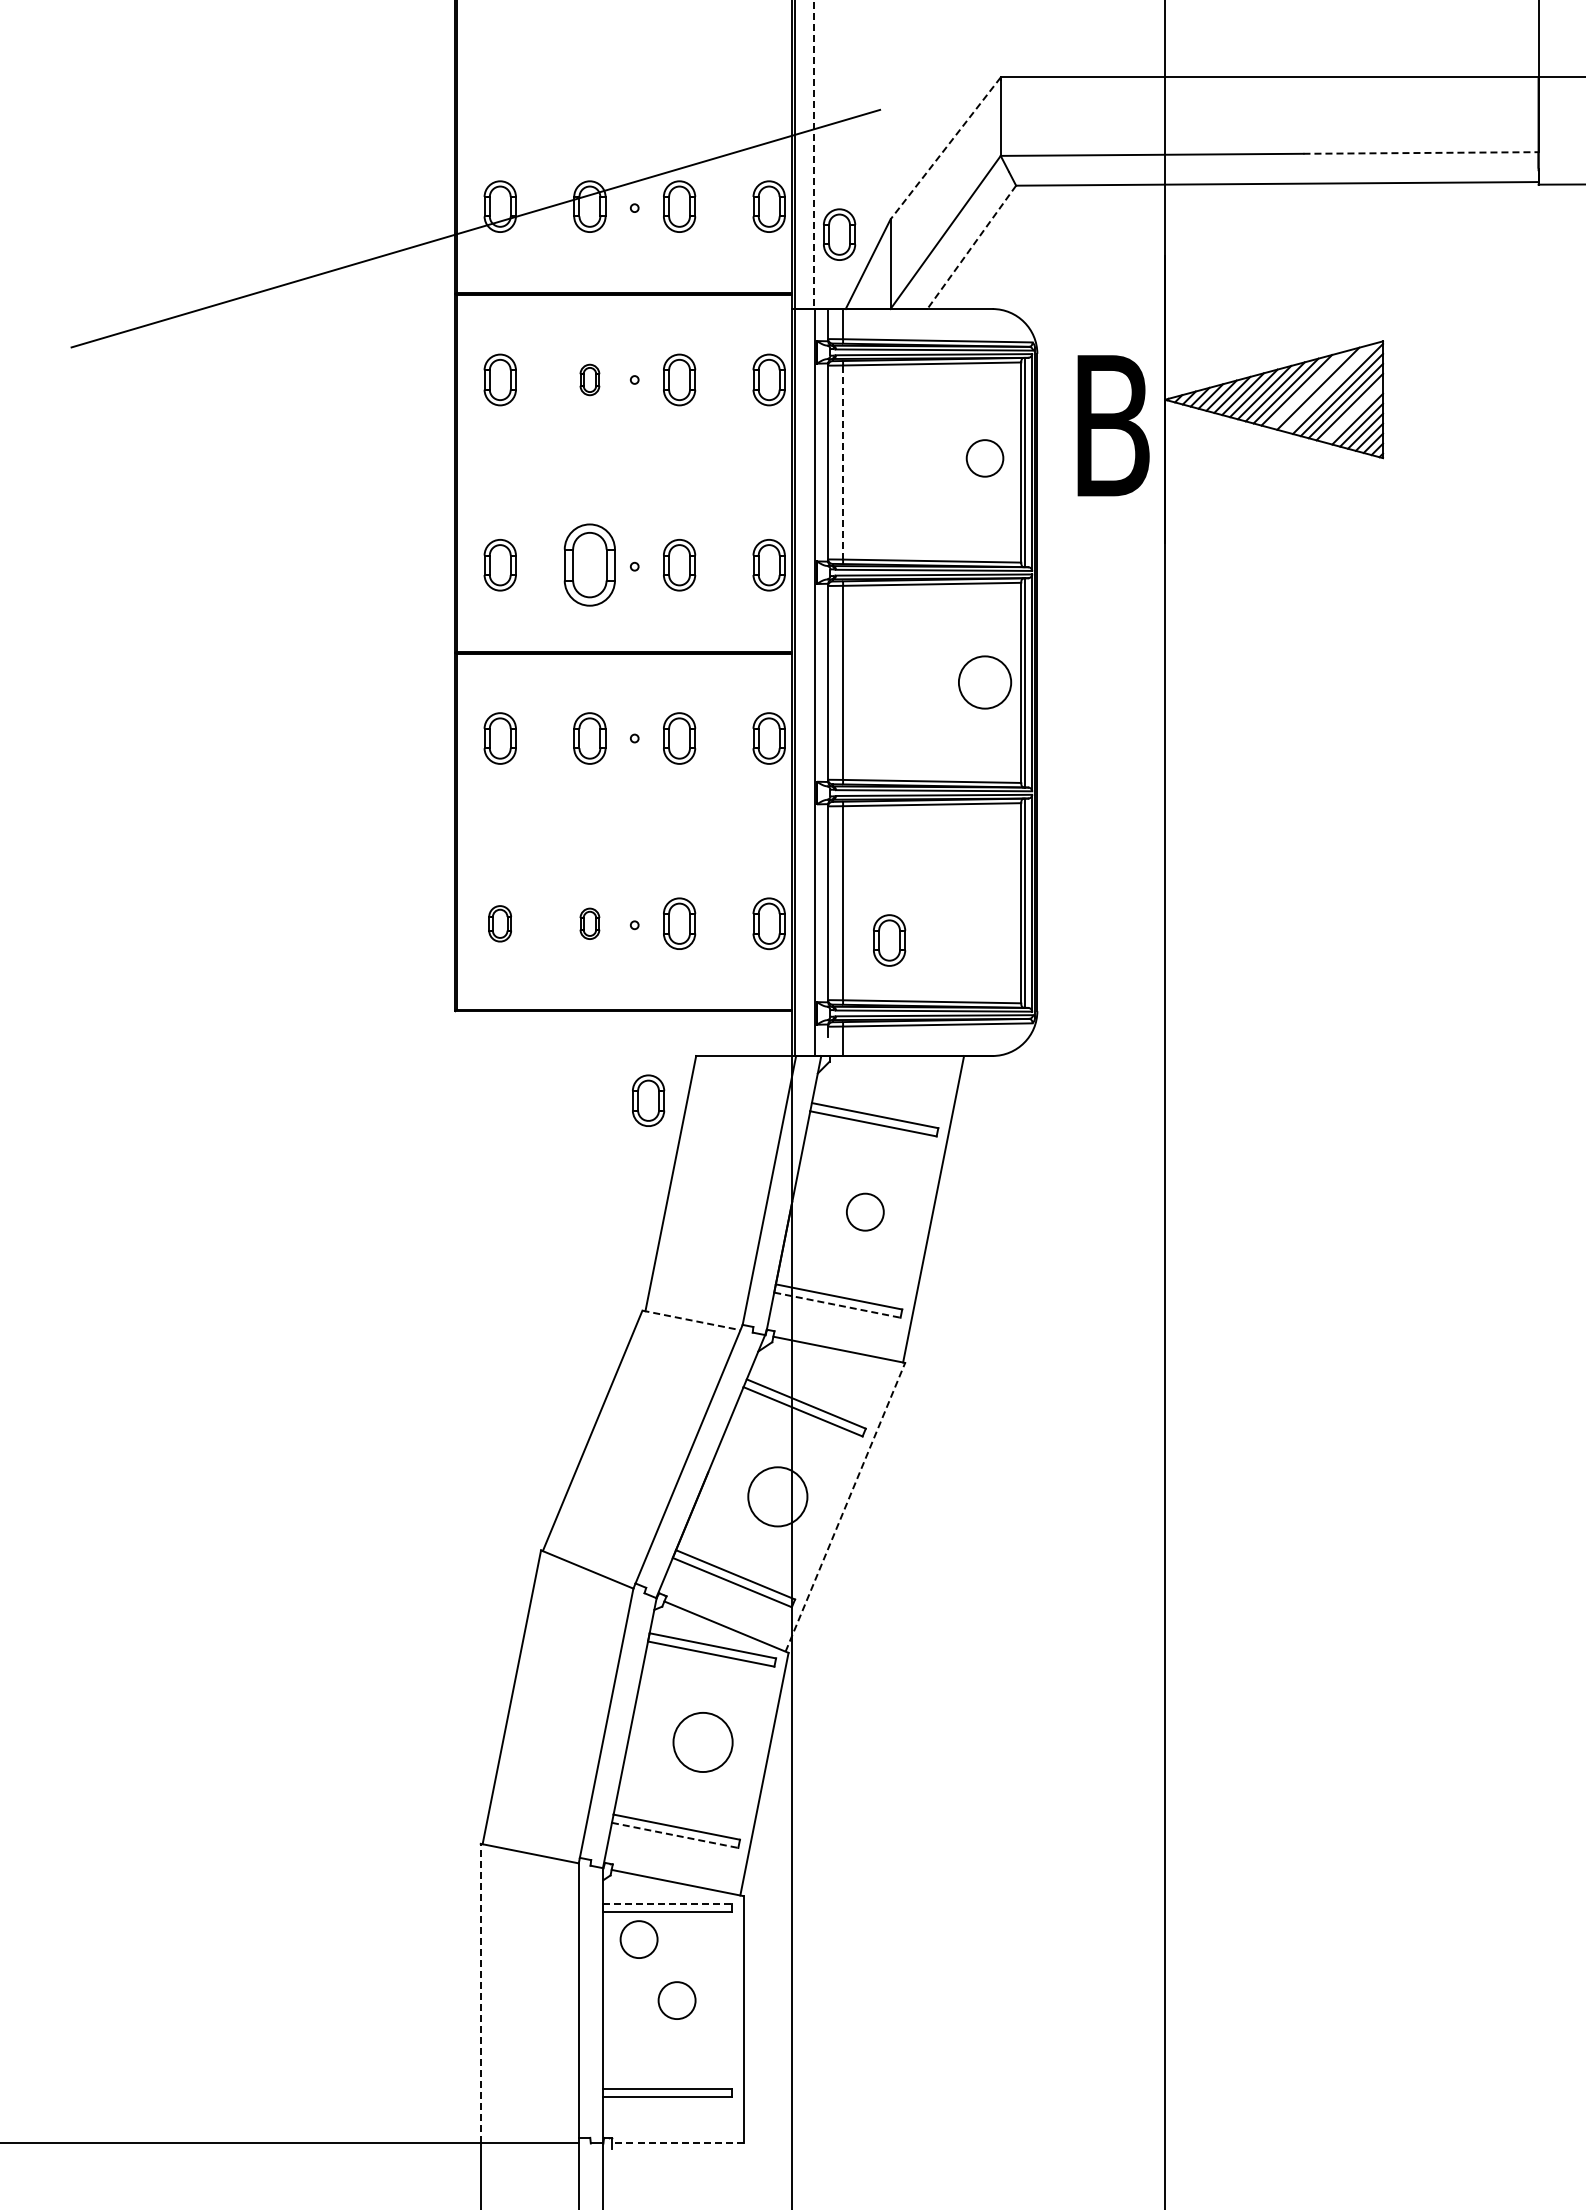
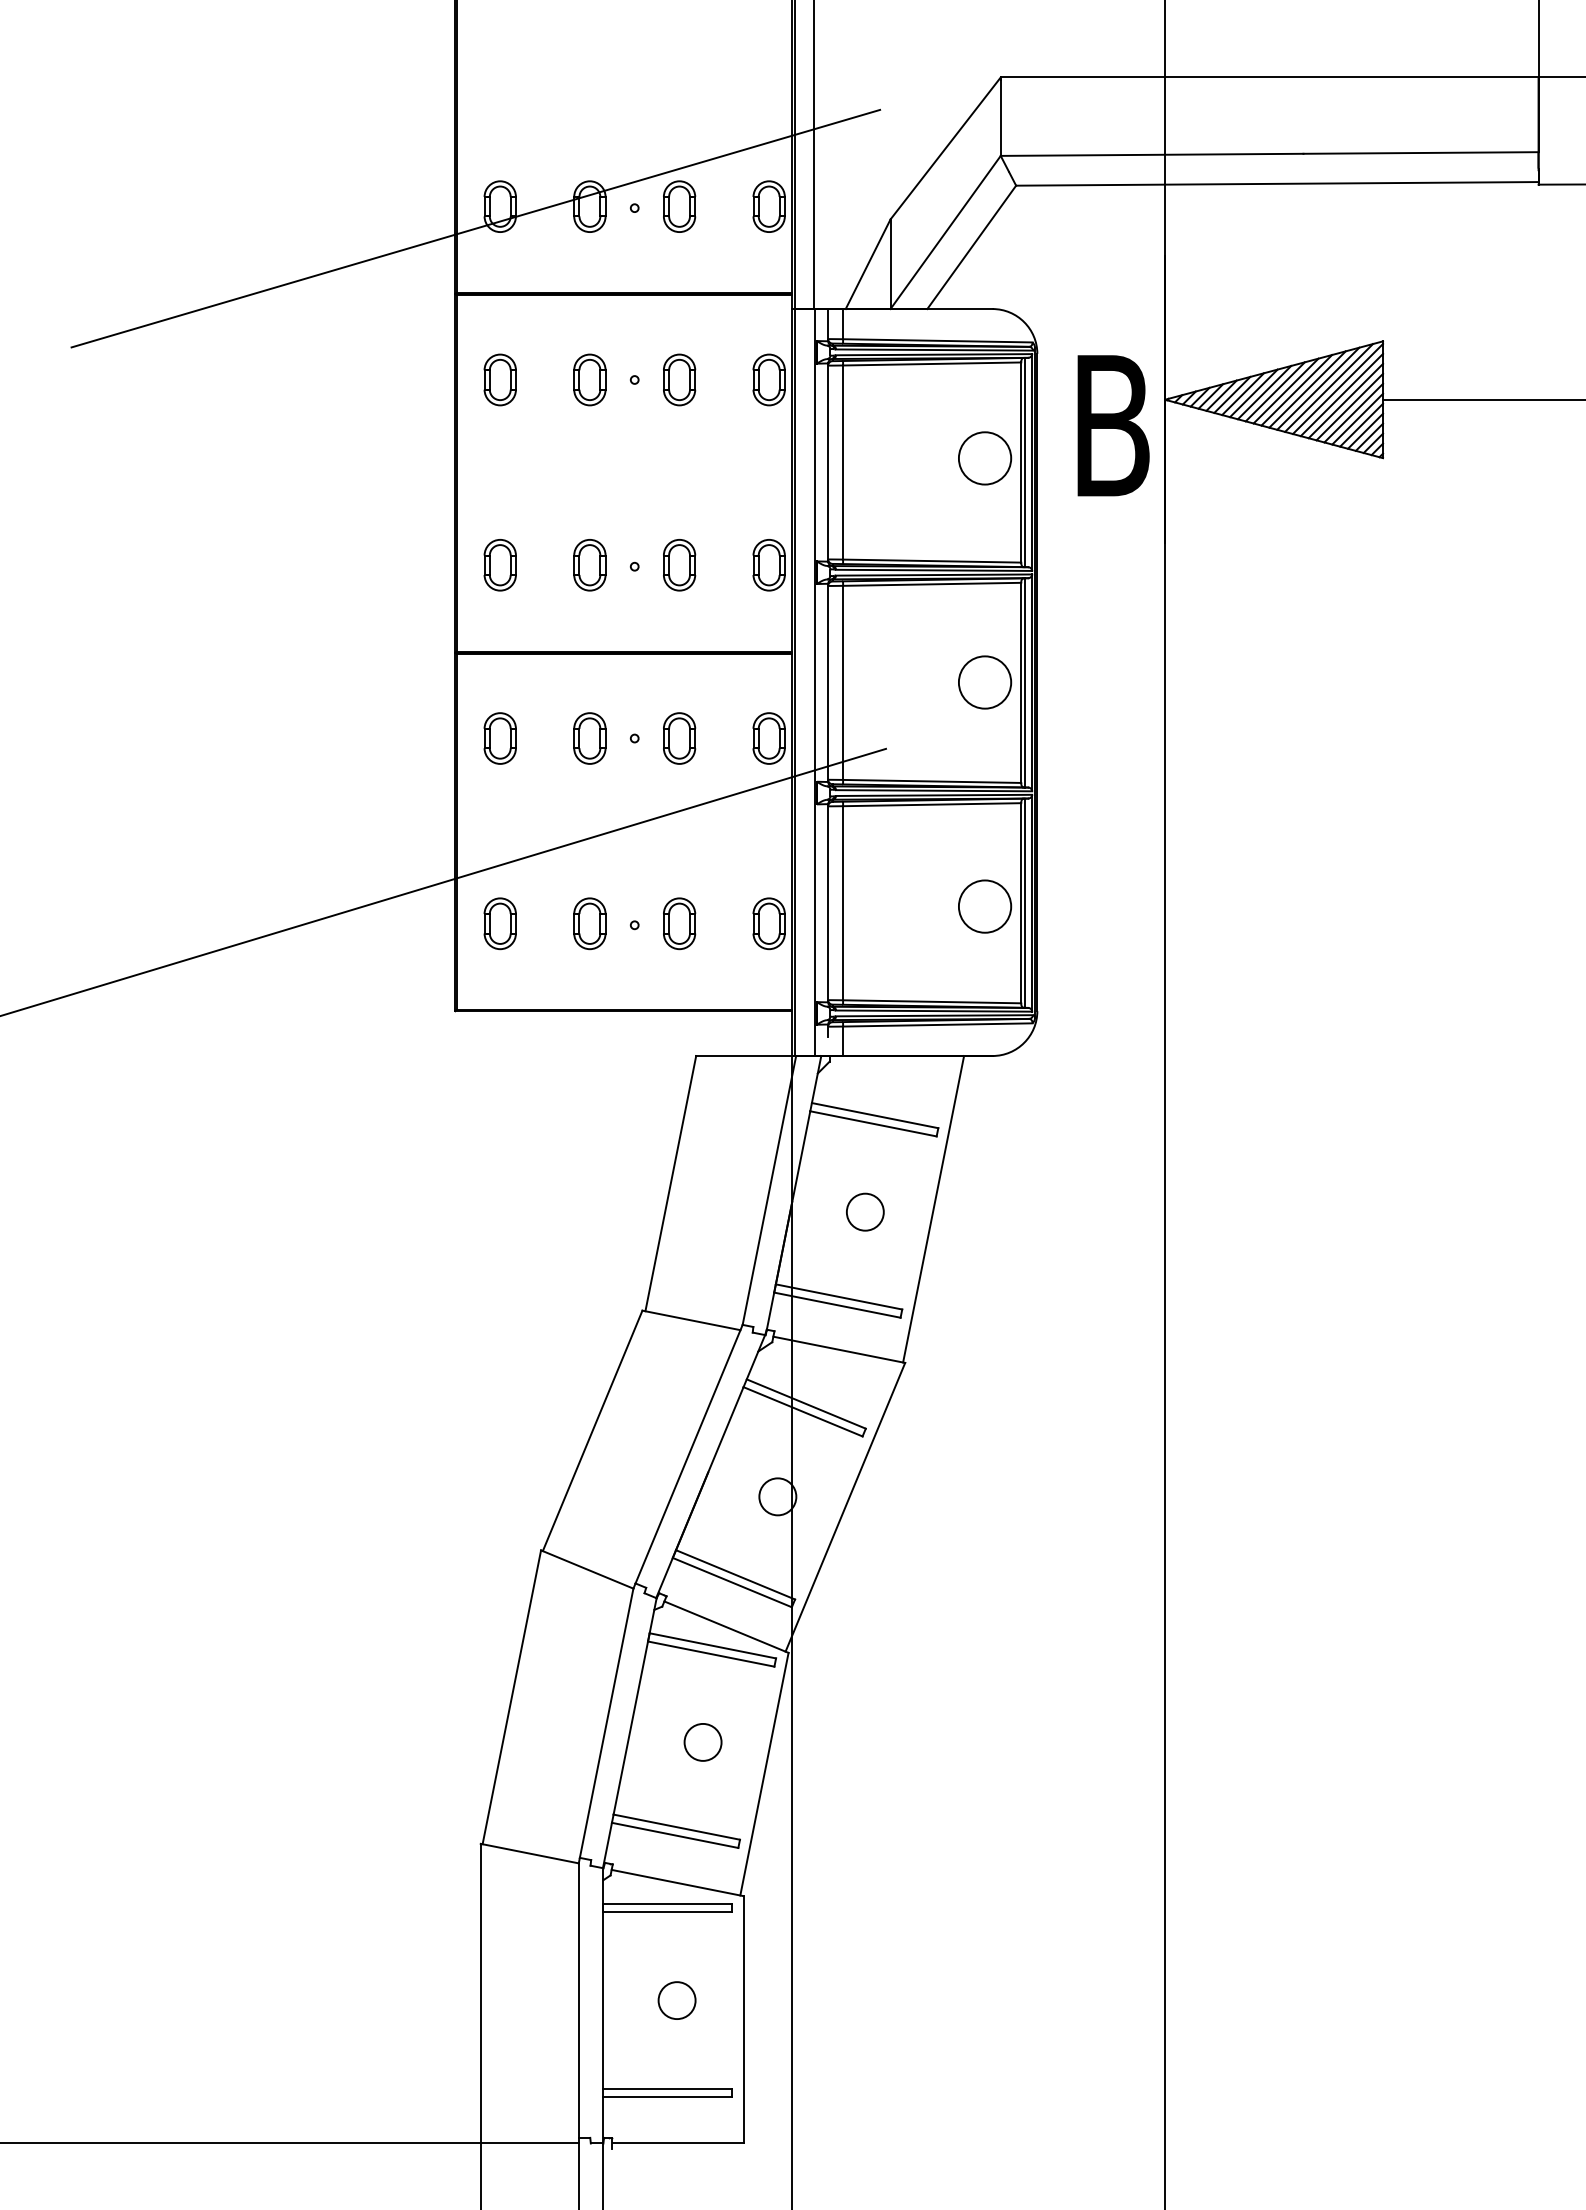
line: dashed -> solid (945, 148)
line: dashed -> solid (1421, 152)
line: dashed -> solid (814, 155)
part: present -> none (839, 234)
line: dashed -> solid (971, 247)
part size: 22x34 px -> 34x54 px (589, 379)
line: none -> present (1328, 387)
line: none -> present (1307, 389)
line: none -> present (1482, 399)
line: none -> present (1353, 412)
circle diameter: 37 px -> 52 px (984, 458)
line: dashed -> solid (843, 462)
part size: 53x84 px -> 34x53 px (589, 565)
line: none -> present (444, 881)
circle: none -> present (985, 906)
part size: 24x38 px -> 34x54 px (499, 923)
part size: 22x33 px -> 34x54 px (589, 923)
part: present -> none (889, 940)
part: present -> none (648, 1100)
line: dashed -> solid (837, 1305)
line: dashed -> solid (691, 1320)
circle diameter: 59 px -> 37 px (777, 1496)
line: dashed -> solid (845, 1506)
circle diameter: 59 px -> 37 px (702, 1741)
line: dashed -> solid (675, 1835)
line: dashed -> solid (668, 1903)
circle: present -> none (638, 1939)
line: dashed -> solid (480, 1993)
line: dashed -> solid (677, 2143)
